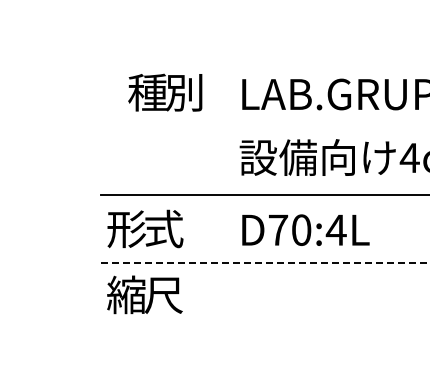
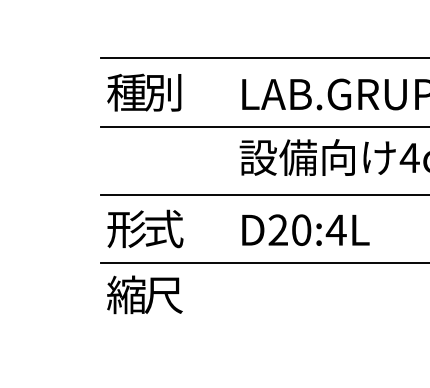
line: none -> present (263, 58)
text position: (165, 92) -> (144, 92) (144, 92)
line: none -> present (263, 126)
text: D70:4L -> D20:4L (278, 229)
line: dashed -> solid (265, 263)
